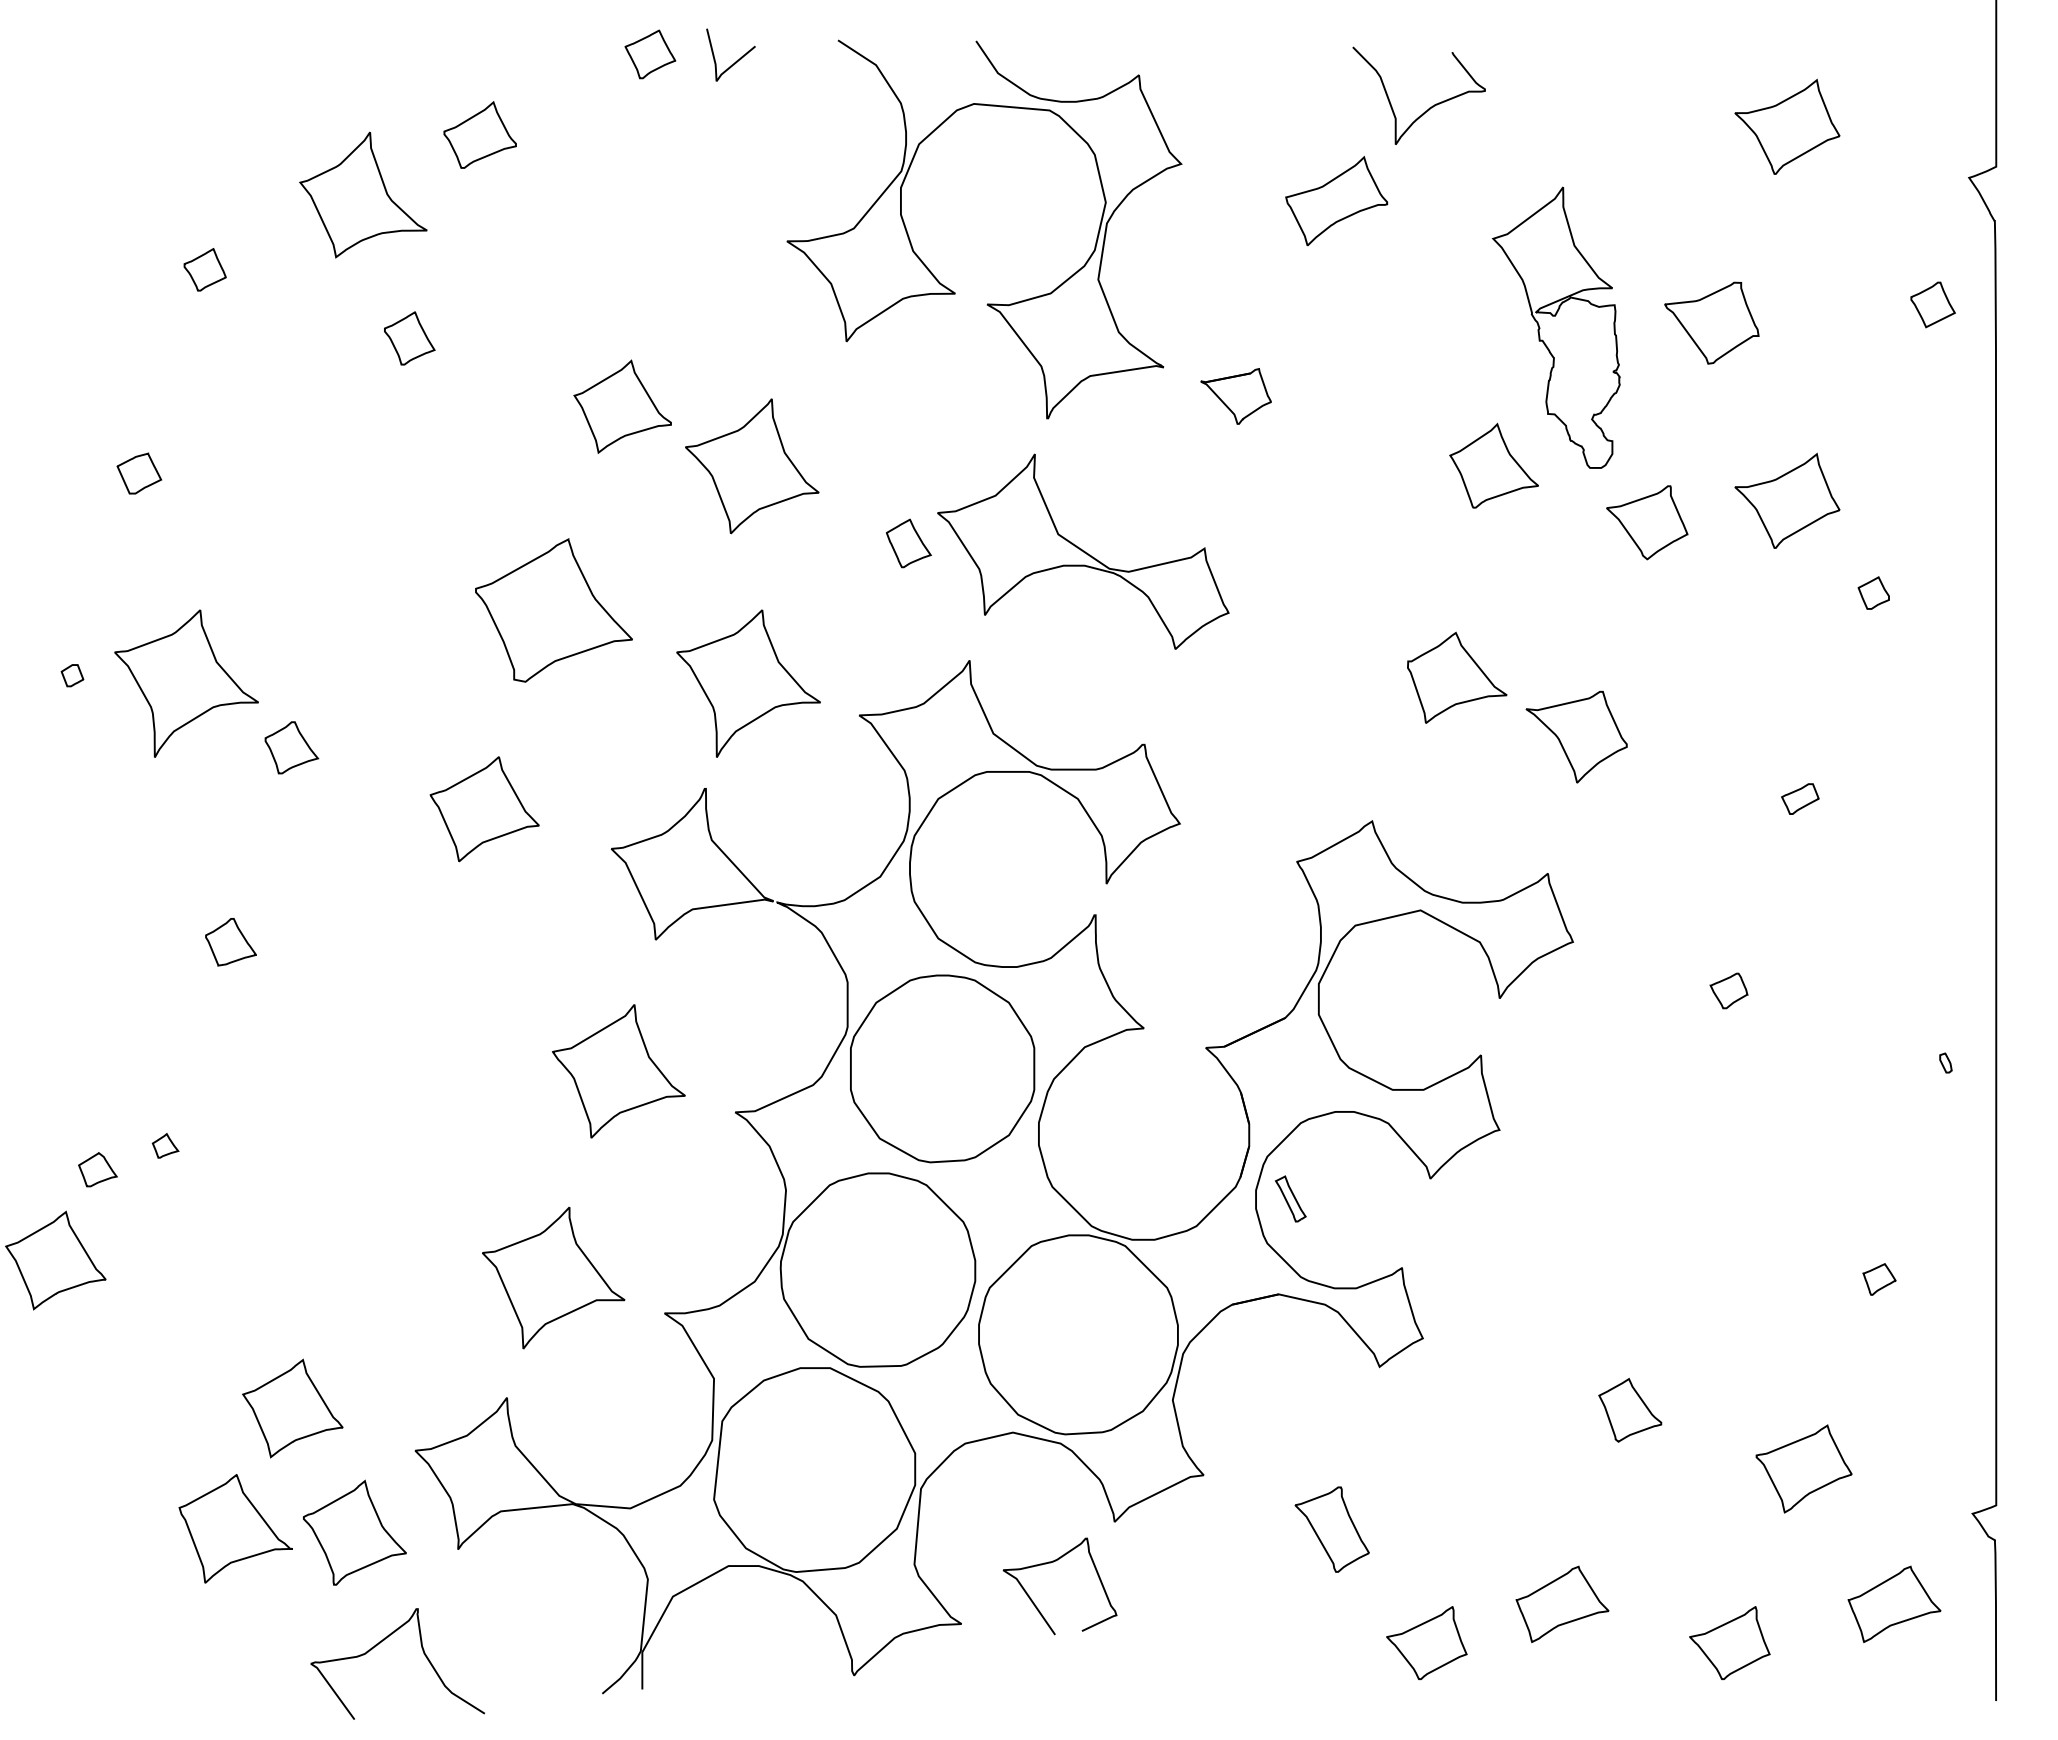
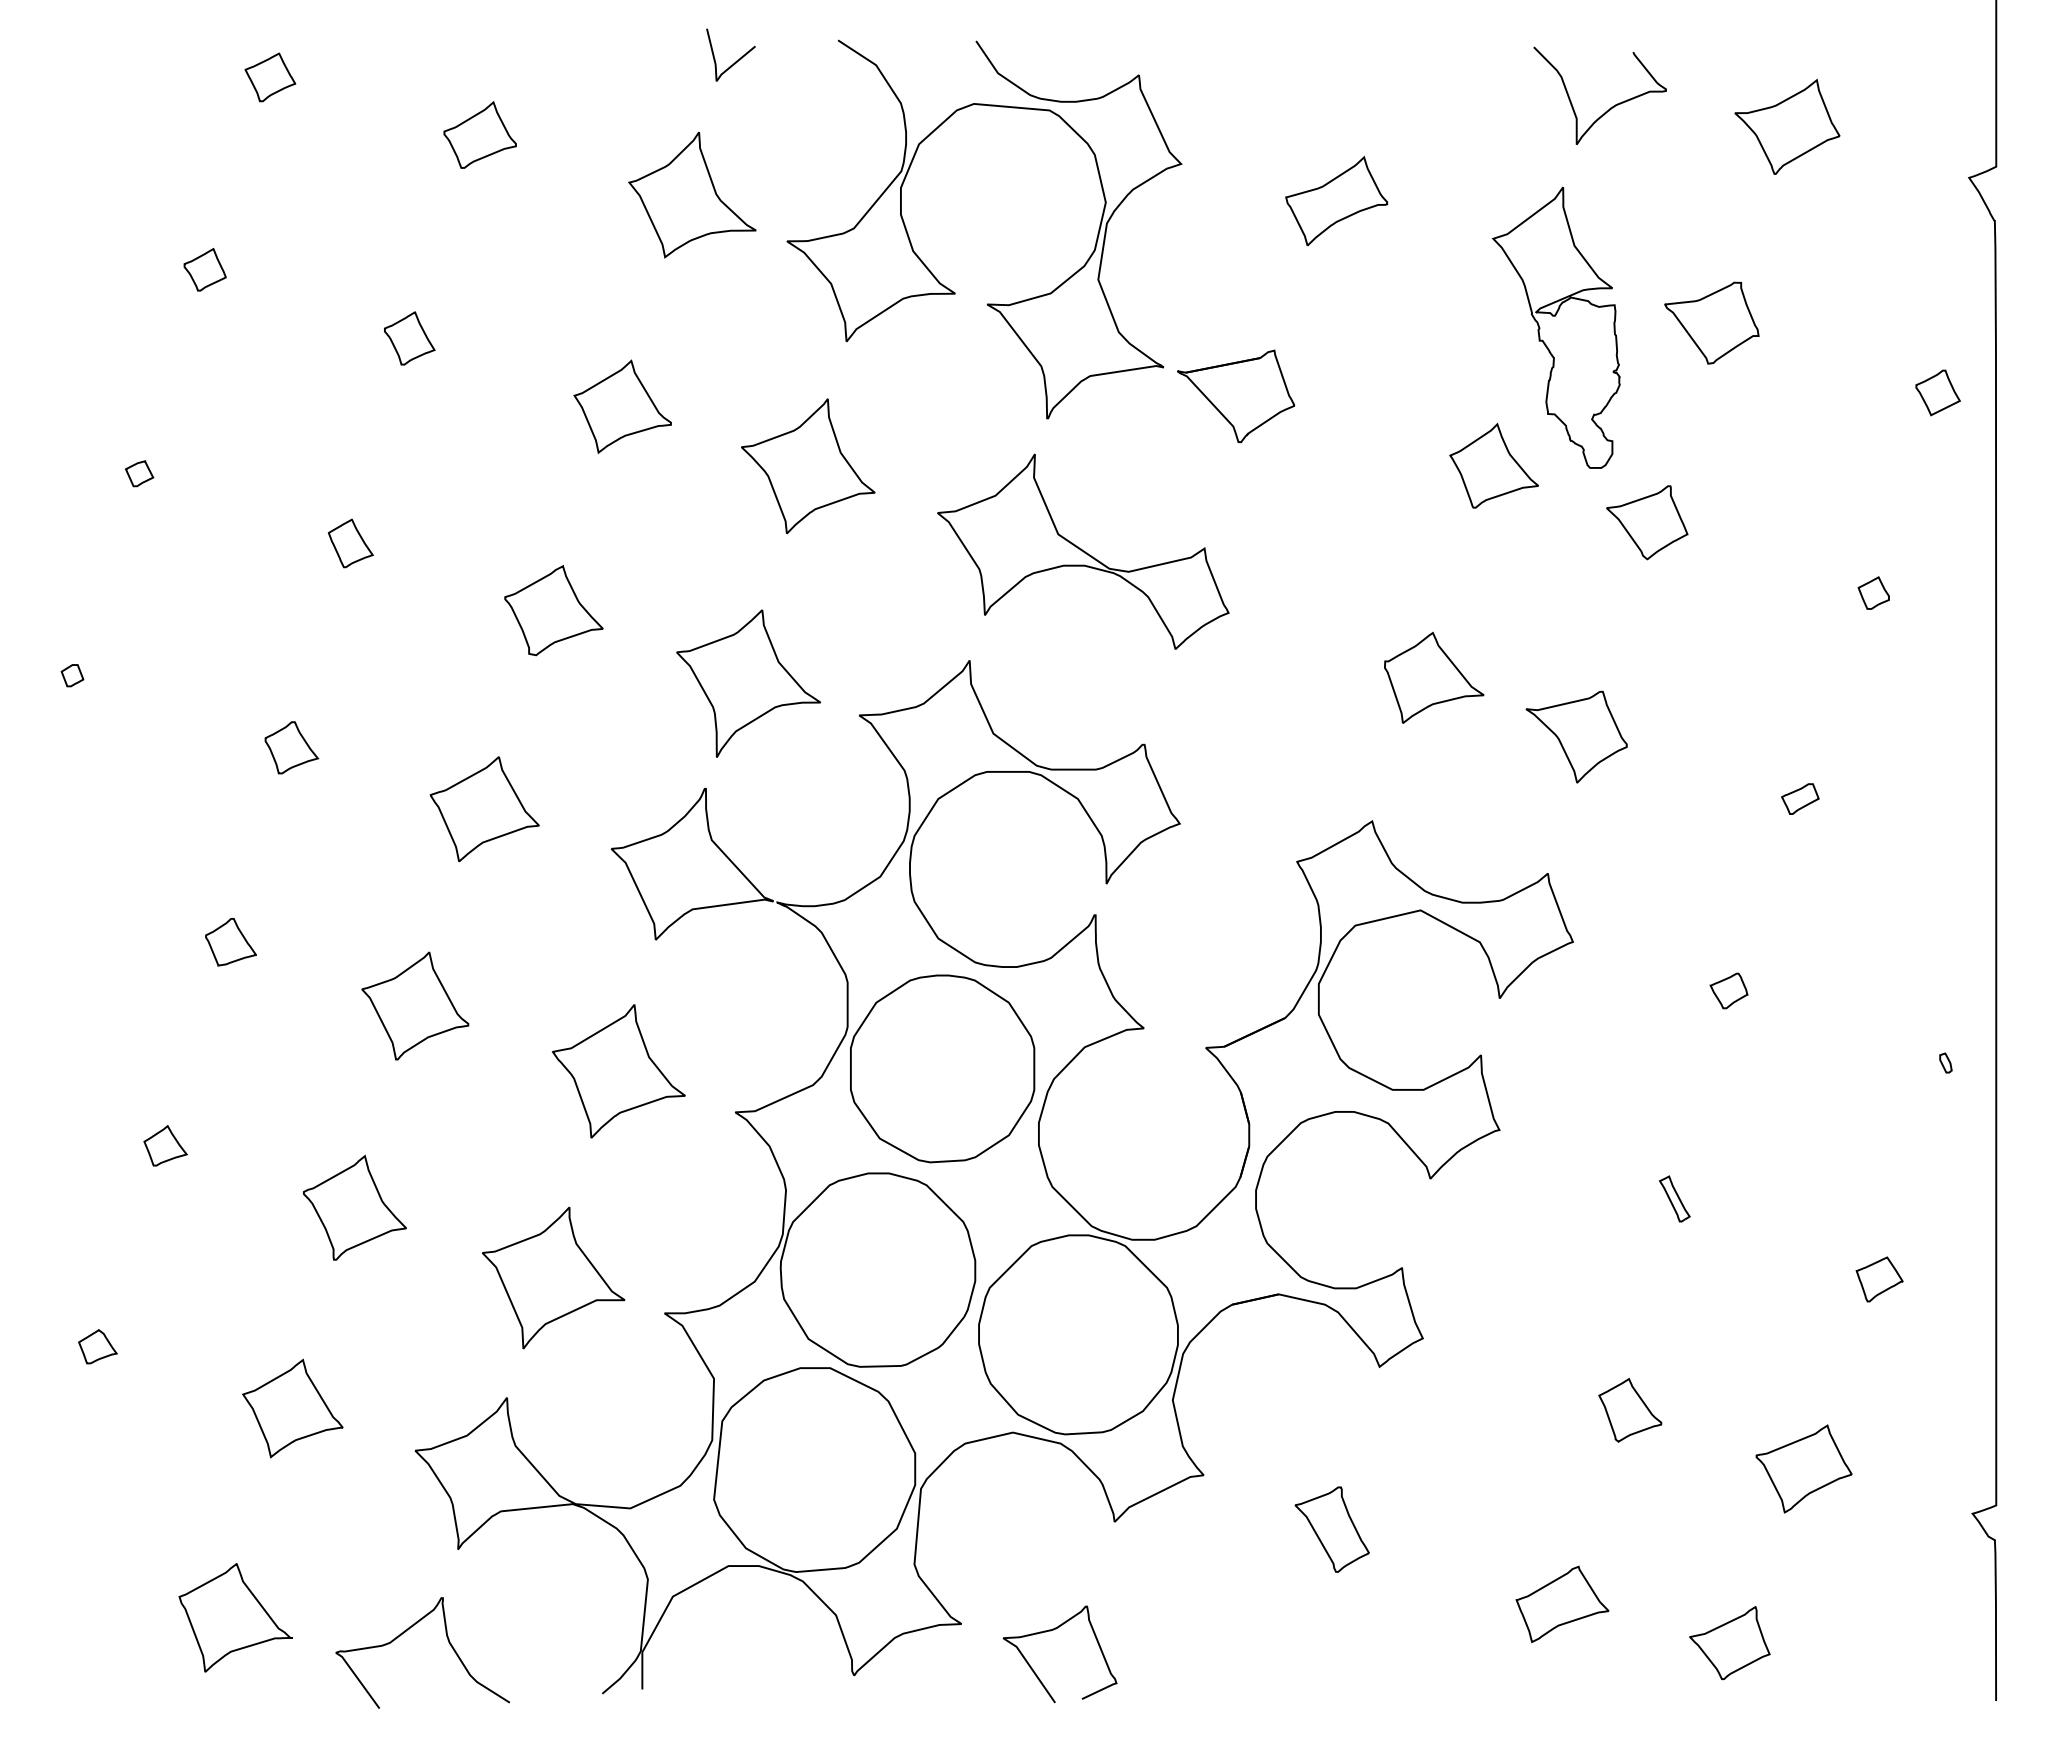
part position: (650, 54) -> (270, 77) (270, 77)
curve position: (1429, 107) -> (1610, 107) (1610, 107)
part position: (363, 194) -> (692, 194) (692, 194)
part position: (1932, 304) -> (1937, 392) (1937, 392)
part size: 72x57 px -> 118x95 px (1235, 396)
part position: (752, 466) -> (808, 466) (808, 466)
part size: 47x43 px -> 30x28 px (139, 473)
part: present -> none (1787, 500)
part position: (908, 543) -> (350, 543) (350, 543)
part size: 158x145 px -> 100x92 px (553, 610)
part position: (1457, 677) -> (1434, 677) (1434, 677)
part: present -> none (186, 683)
part: none -> present (415, 1005)
part size: 29x26 px -> 45x42 px (165, 1145)
part position: (97, 1169) -> (97, 1346) (97, 1346)
part position: (1290, 1198) -> (1674, 1198) (1674, 1198)
part: present -> none (55, 1260)
part size: 35x33 px -> 49x47 px (1879, 1279)
part position: (235, 1528) -> (235, 1617) (235, 1617)
part position: (354, 1532) -> (354, 1207) (354, 1207)
curve position: (1050, 1563) -> (1050, 1631) (1050, 1631)
part: present -> none (1894, 1604)
curve position: (383, 1641) -> (408, 1630) (408, 1630)
part: present -> none (1426, 1642)
